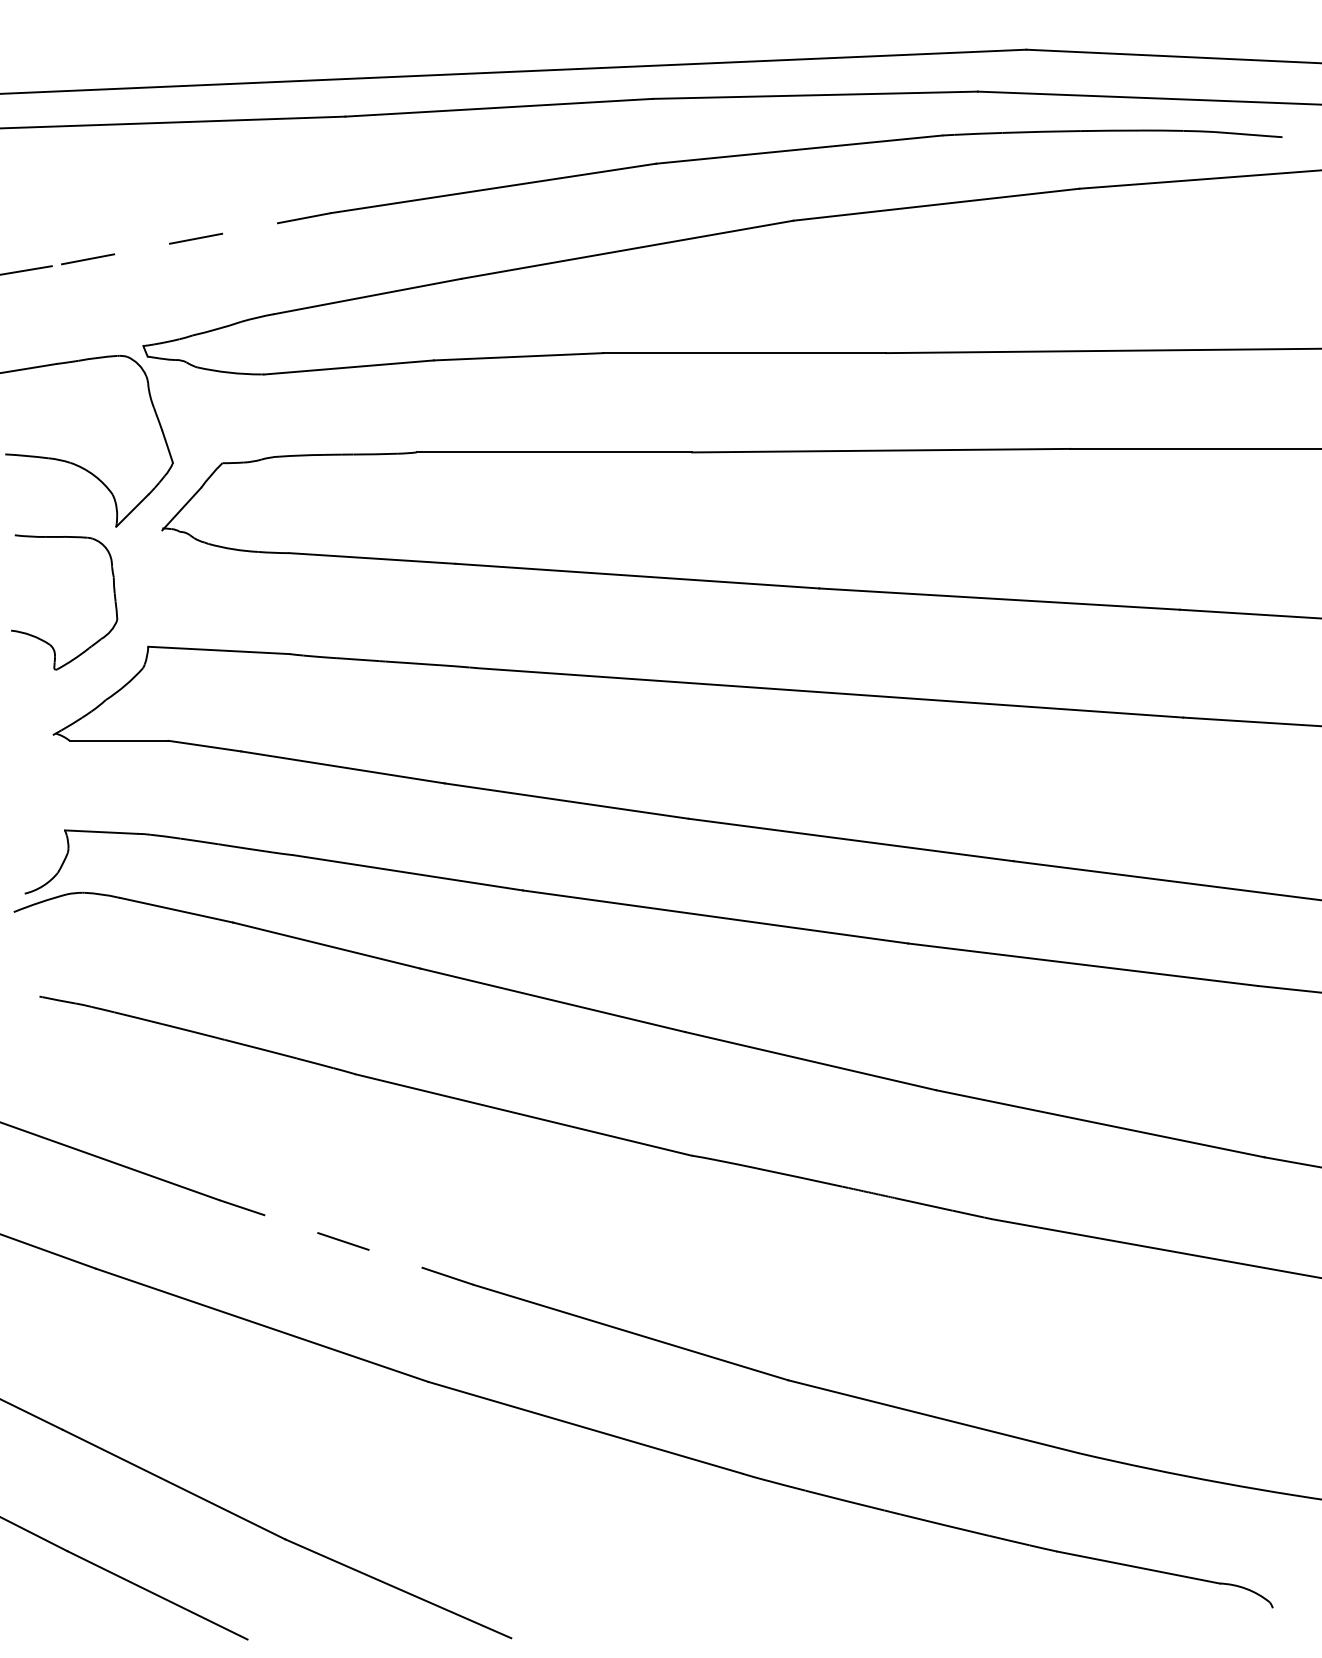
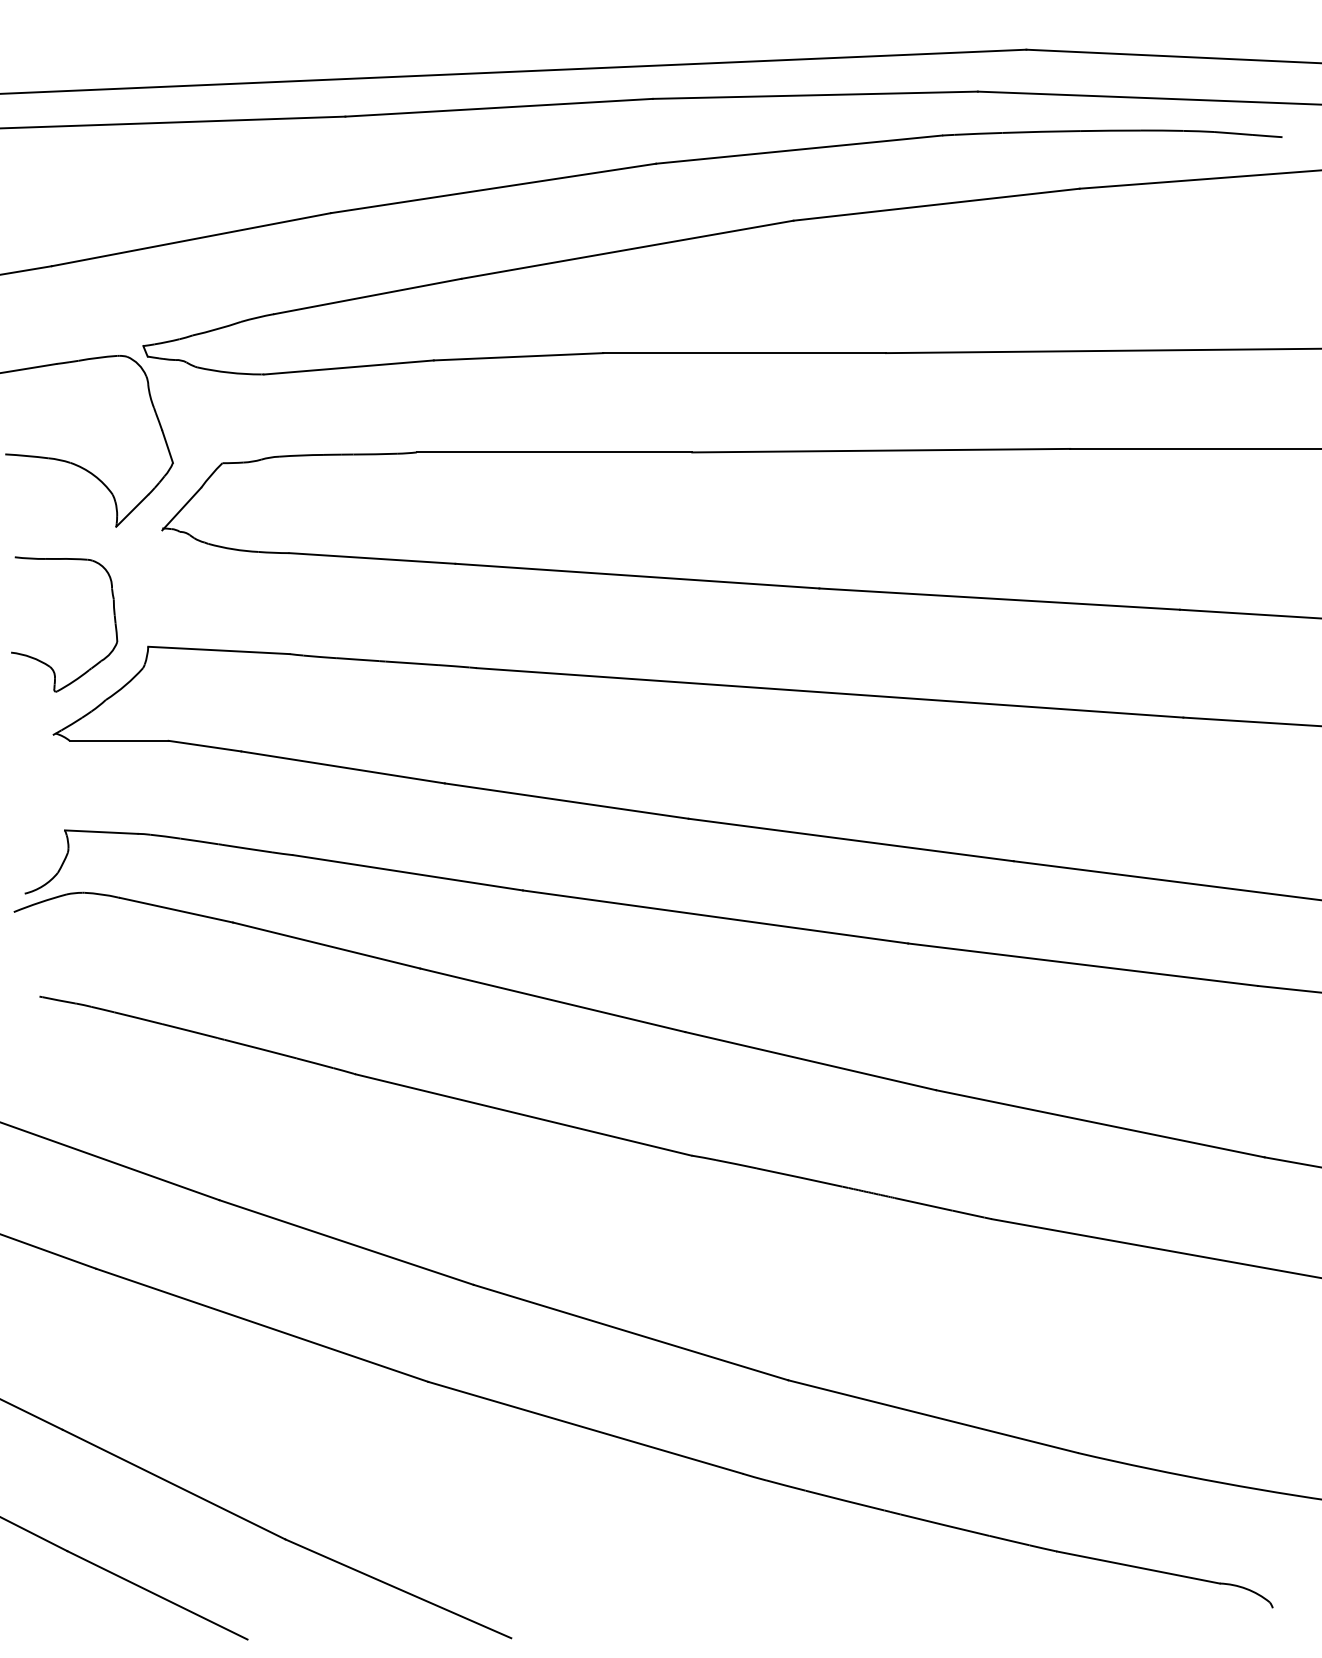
line: dashed -> solid (190, 239)
part position: (45, 640) -> (45, 662) (45, 662)
line: dashed -> solid (346, 1242)
